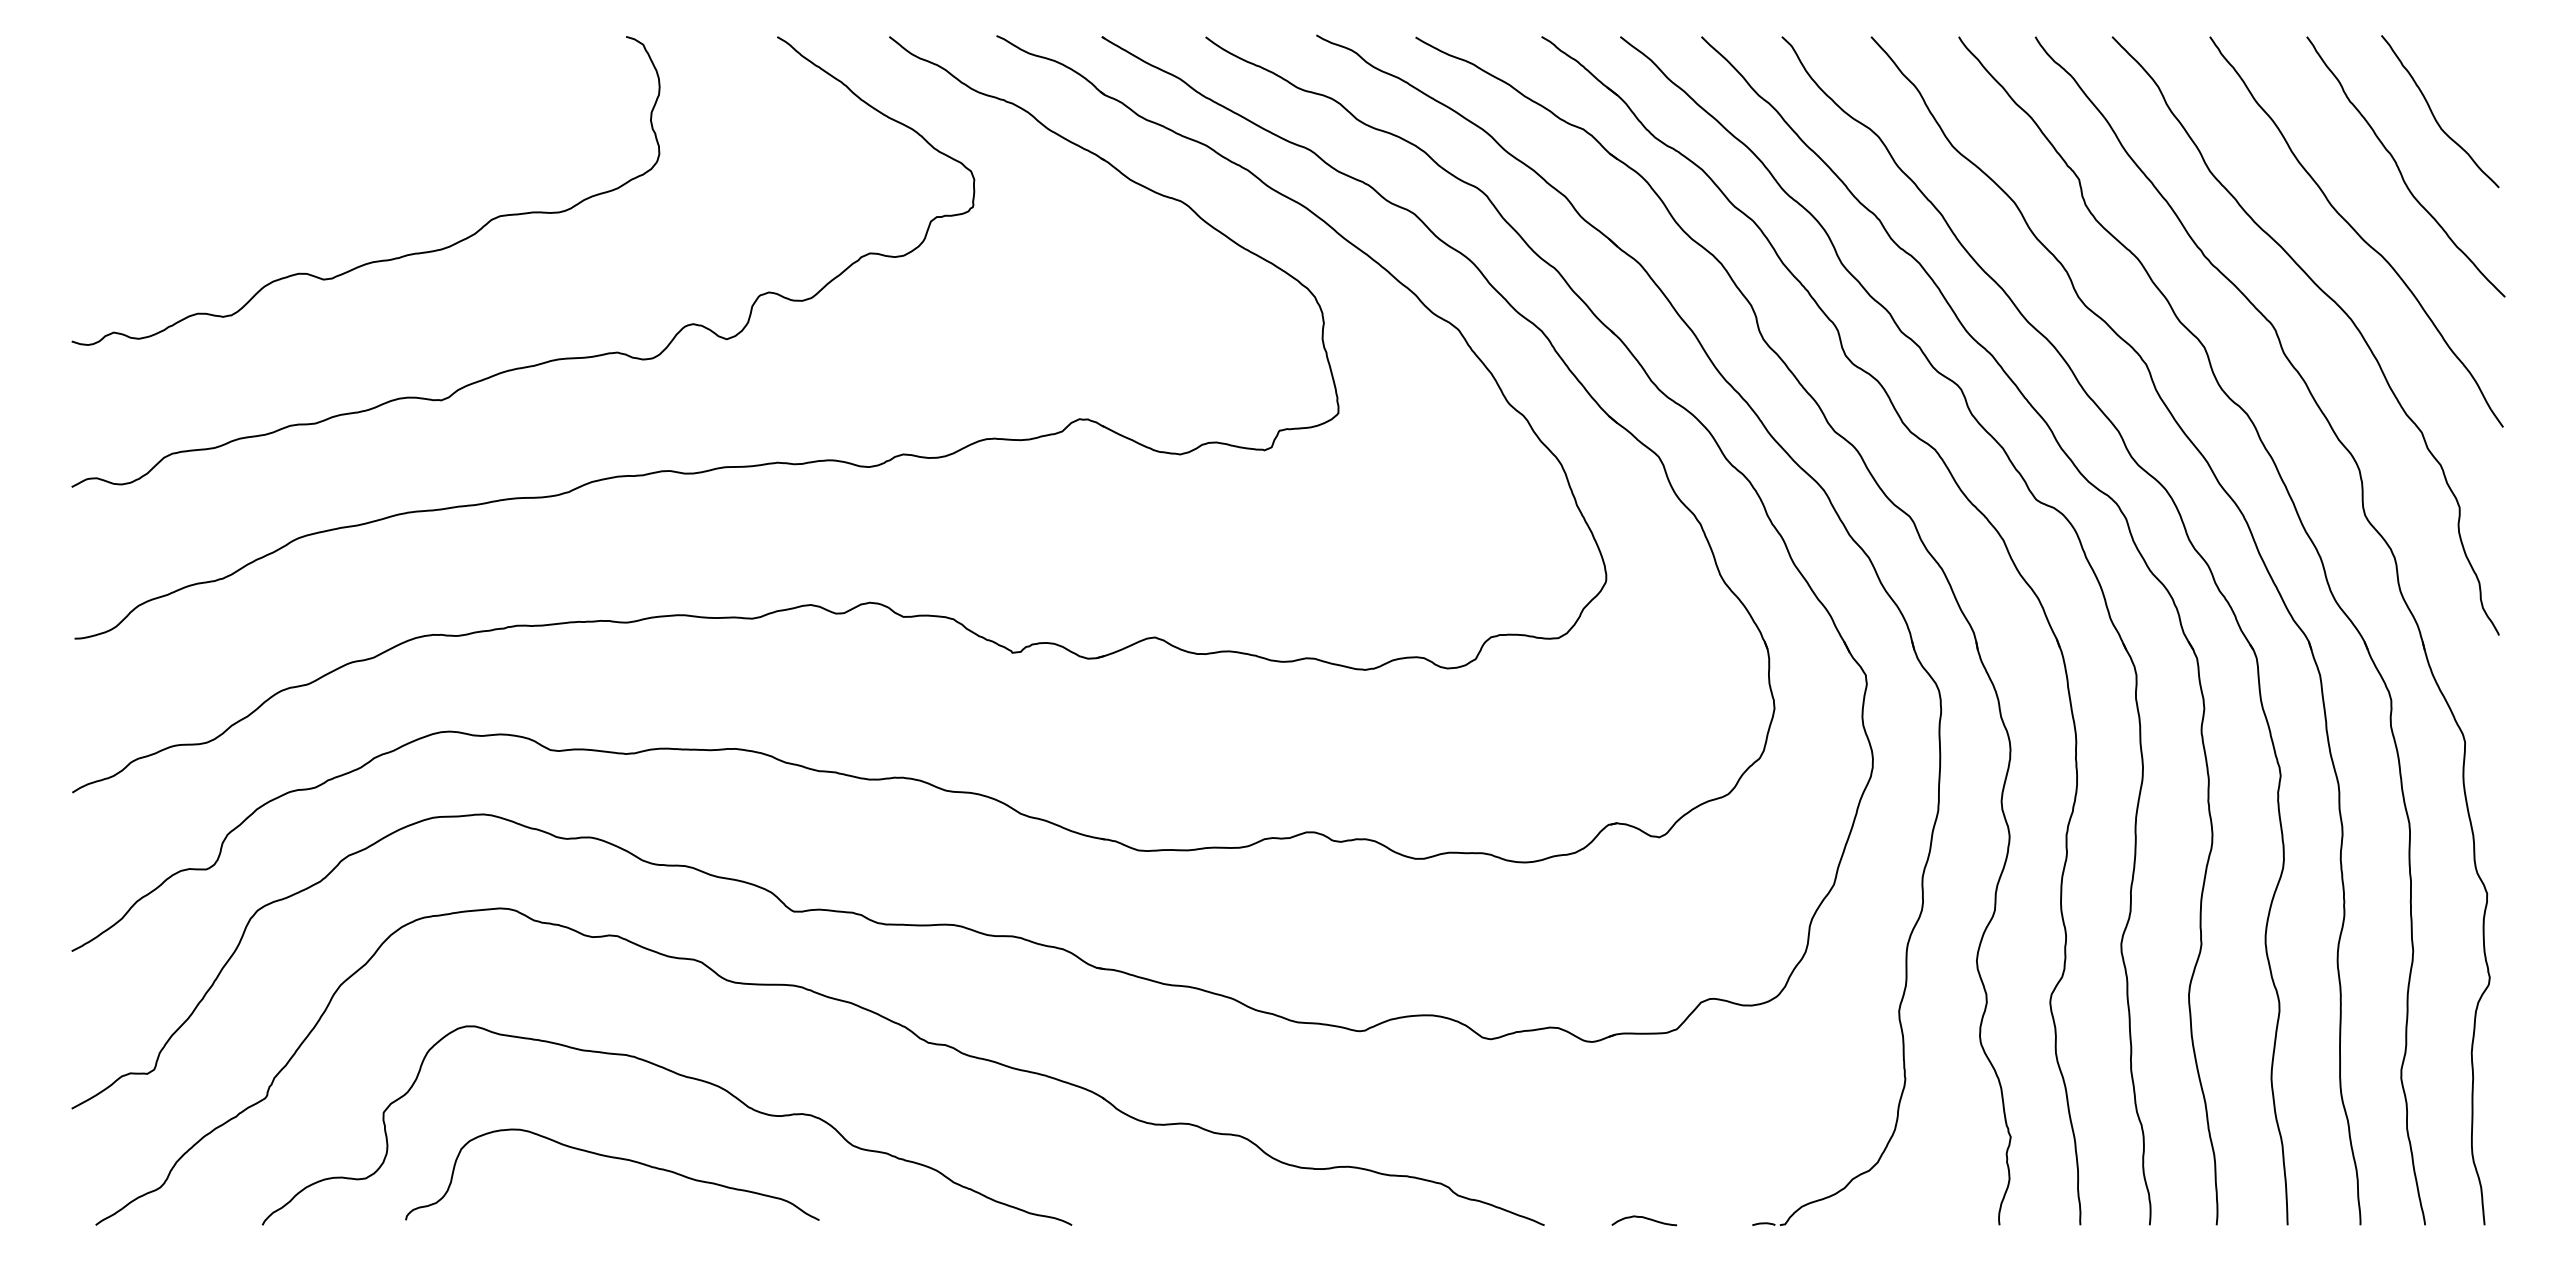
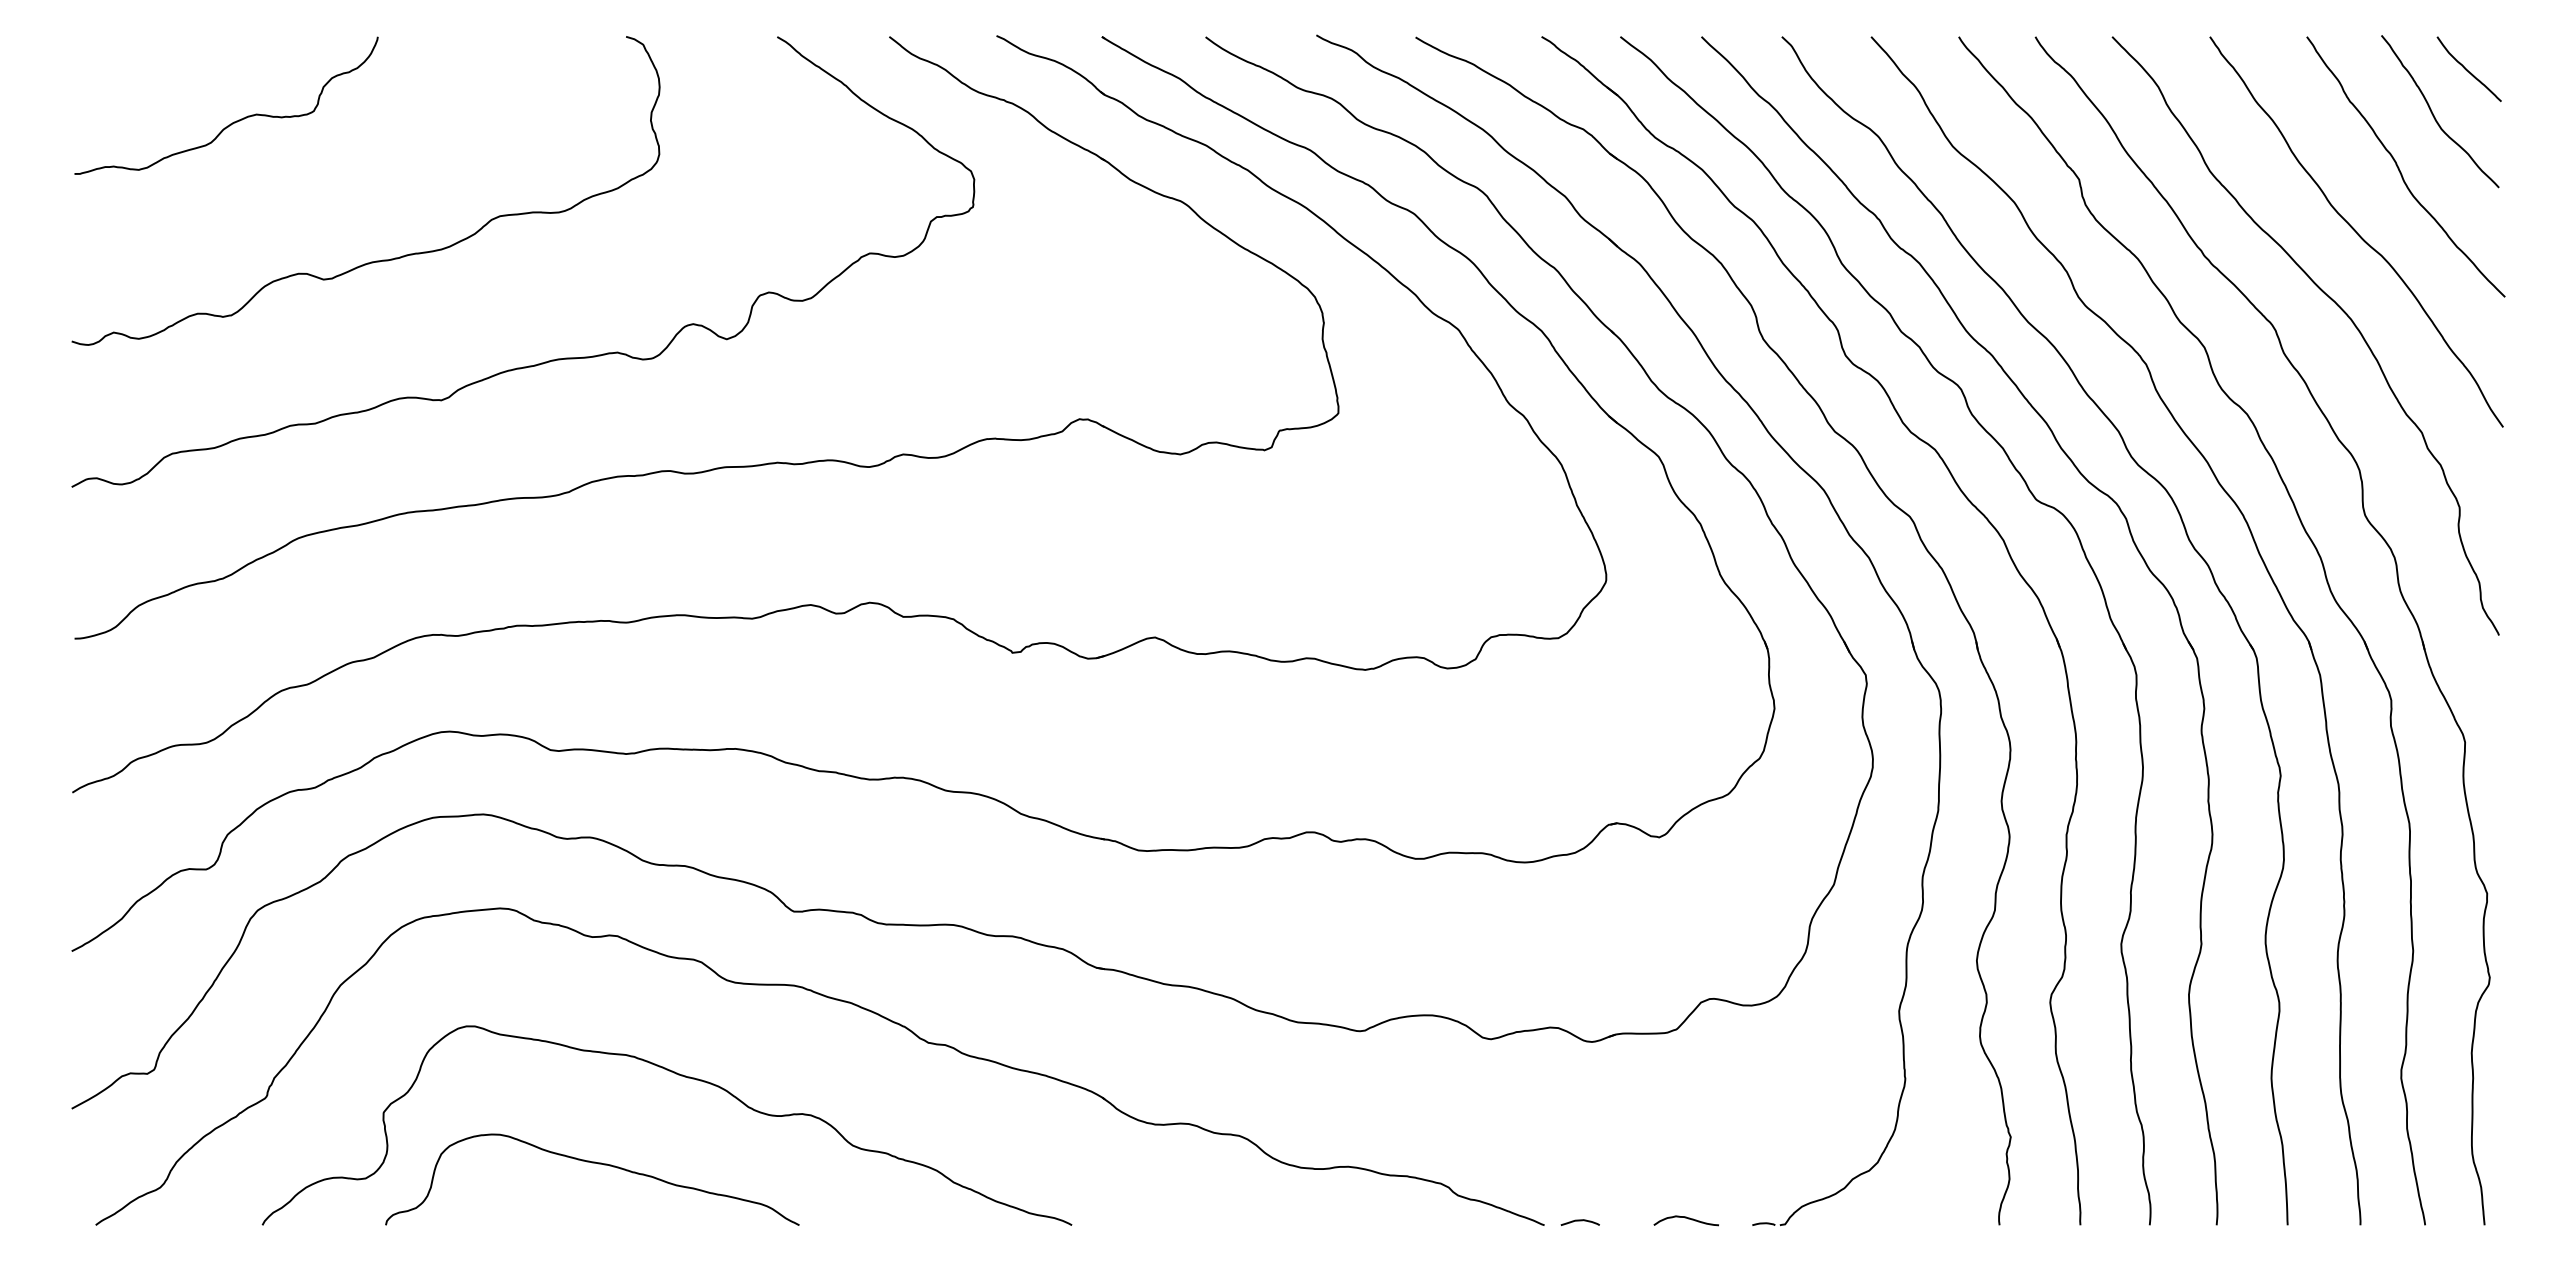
curve: none -> present (2467, 69)
curve: none -> present (234, 121)
curve position: (612, 1158) -> (592, 1163) (592, 1163)
curve position: (1643, 1218) -> (1685, 1218) (1685, 1218)
curve: none -> present (1579, 1221)
